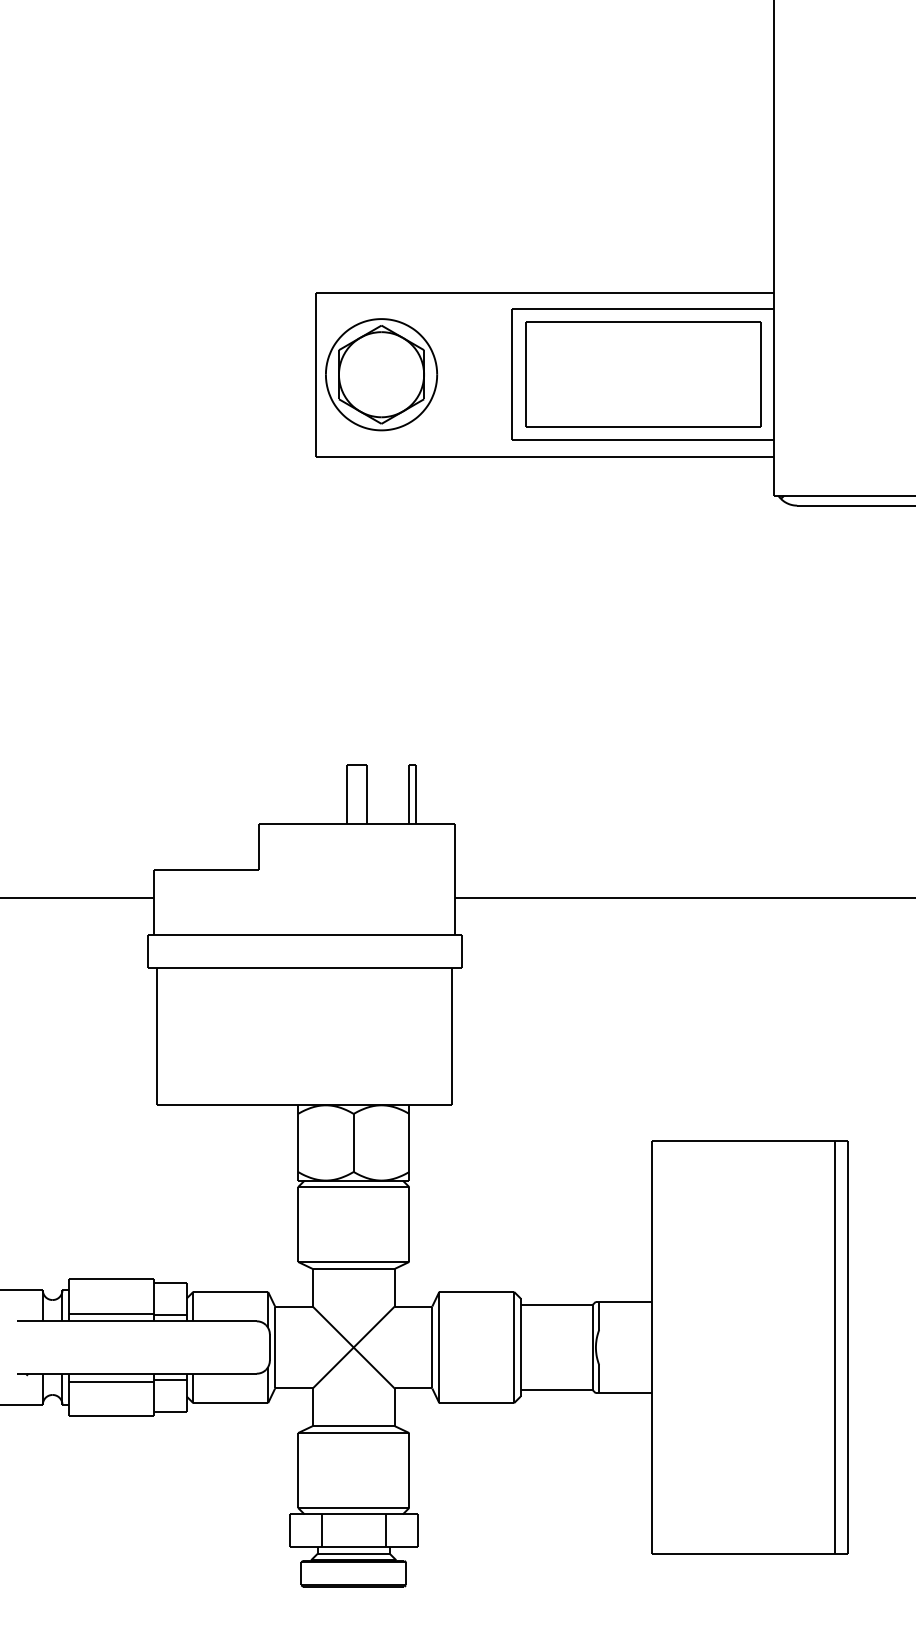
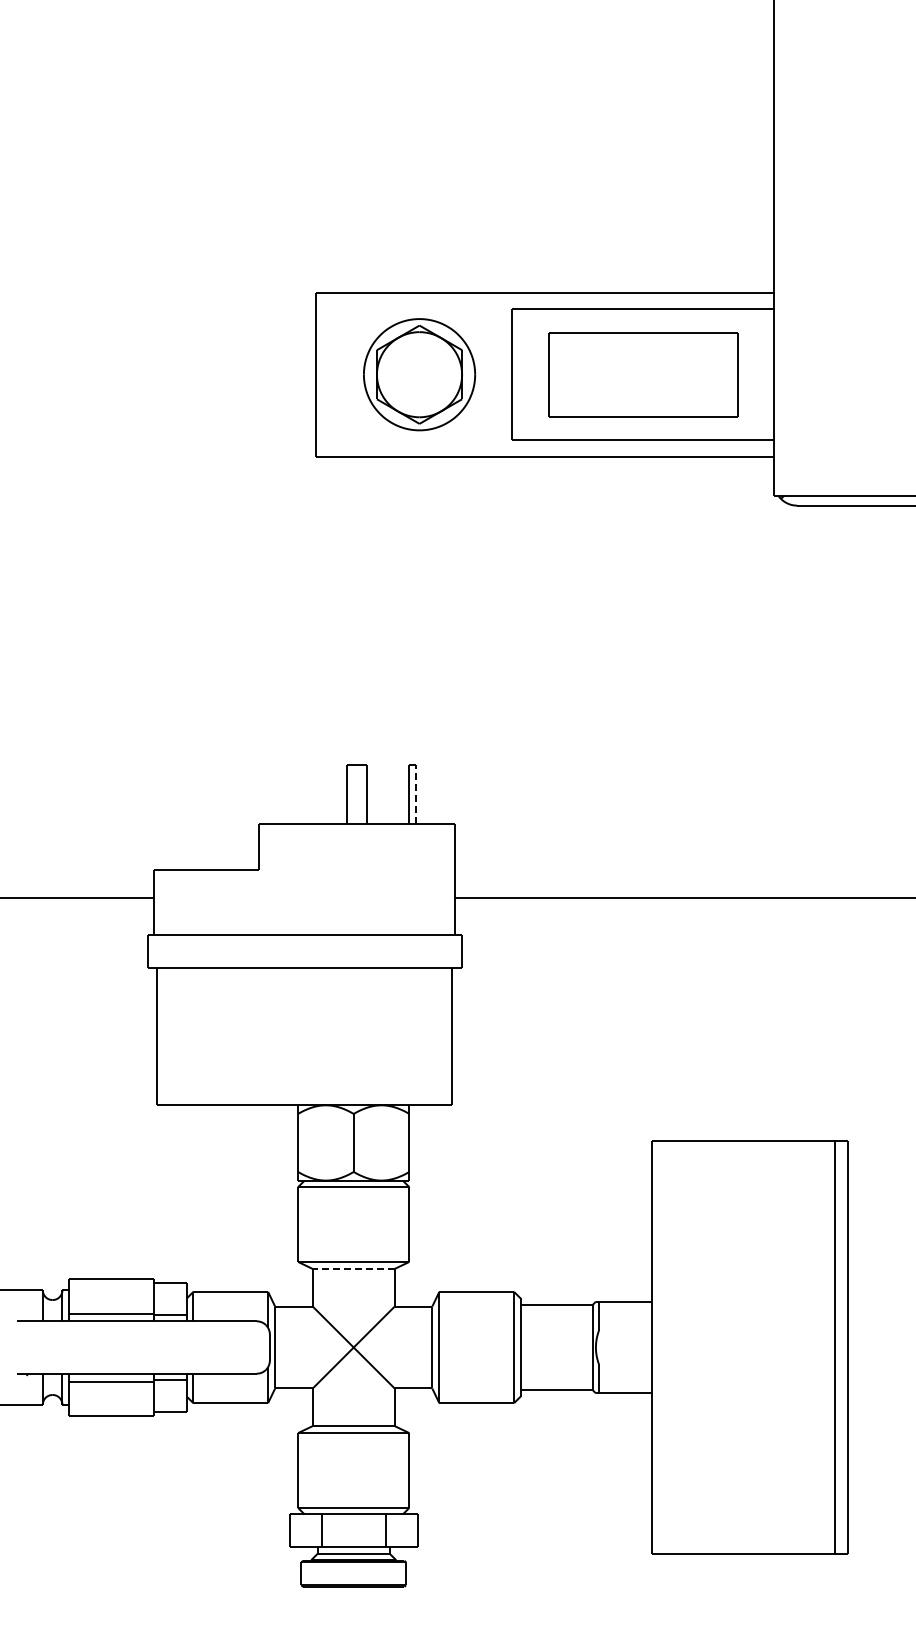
part position: (381, 374) -> (419, 374) (419, 374)
part size: 237x107 px -> 191x86 px (643, 374)
line: solid -> dashed (415, 793)
line: solid -> dashed (353, 1268)
